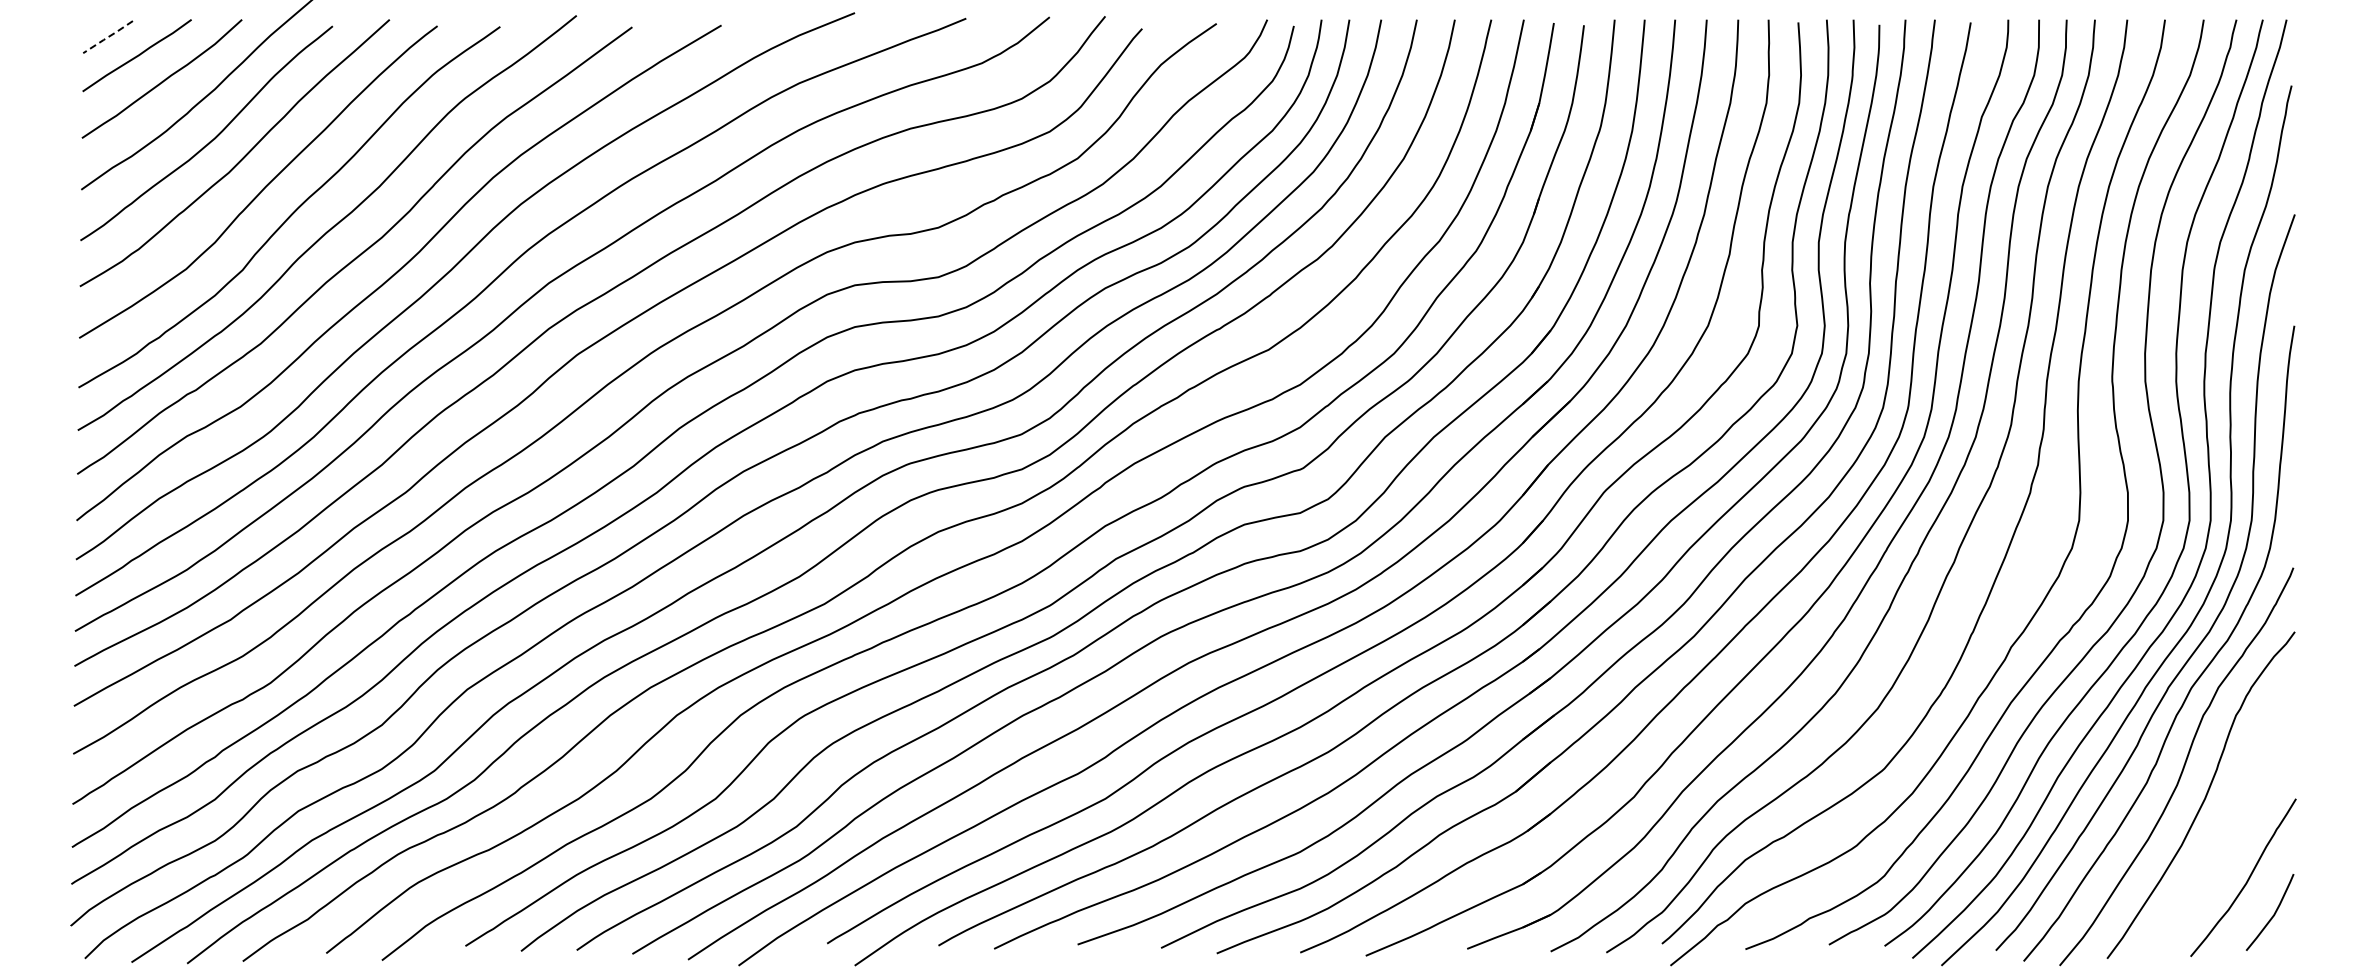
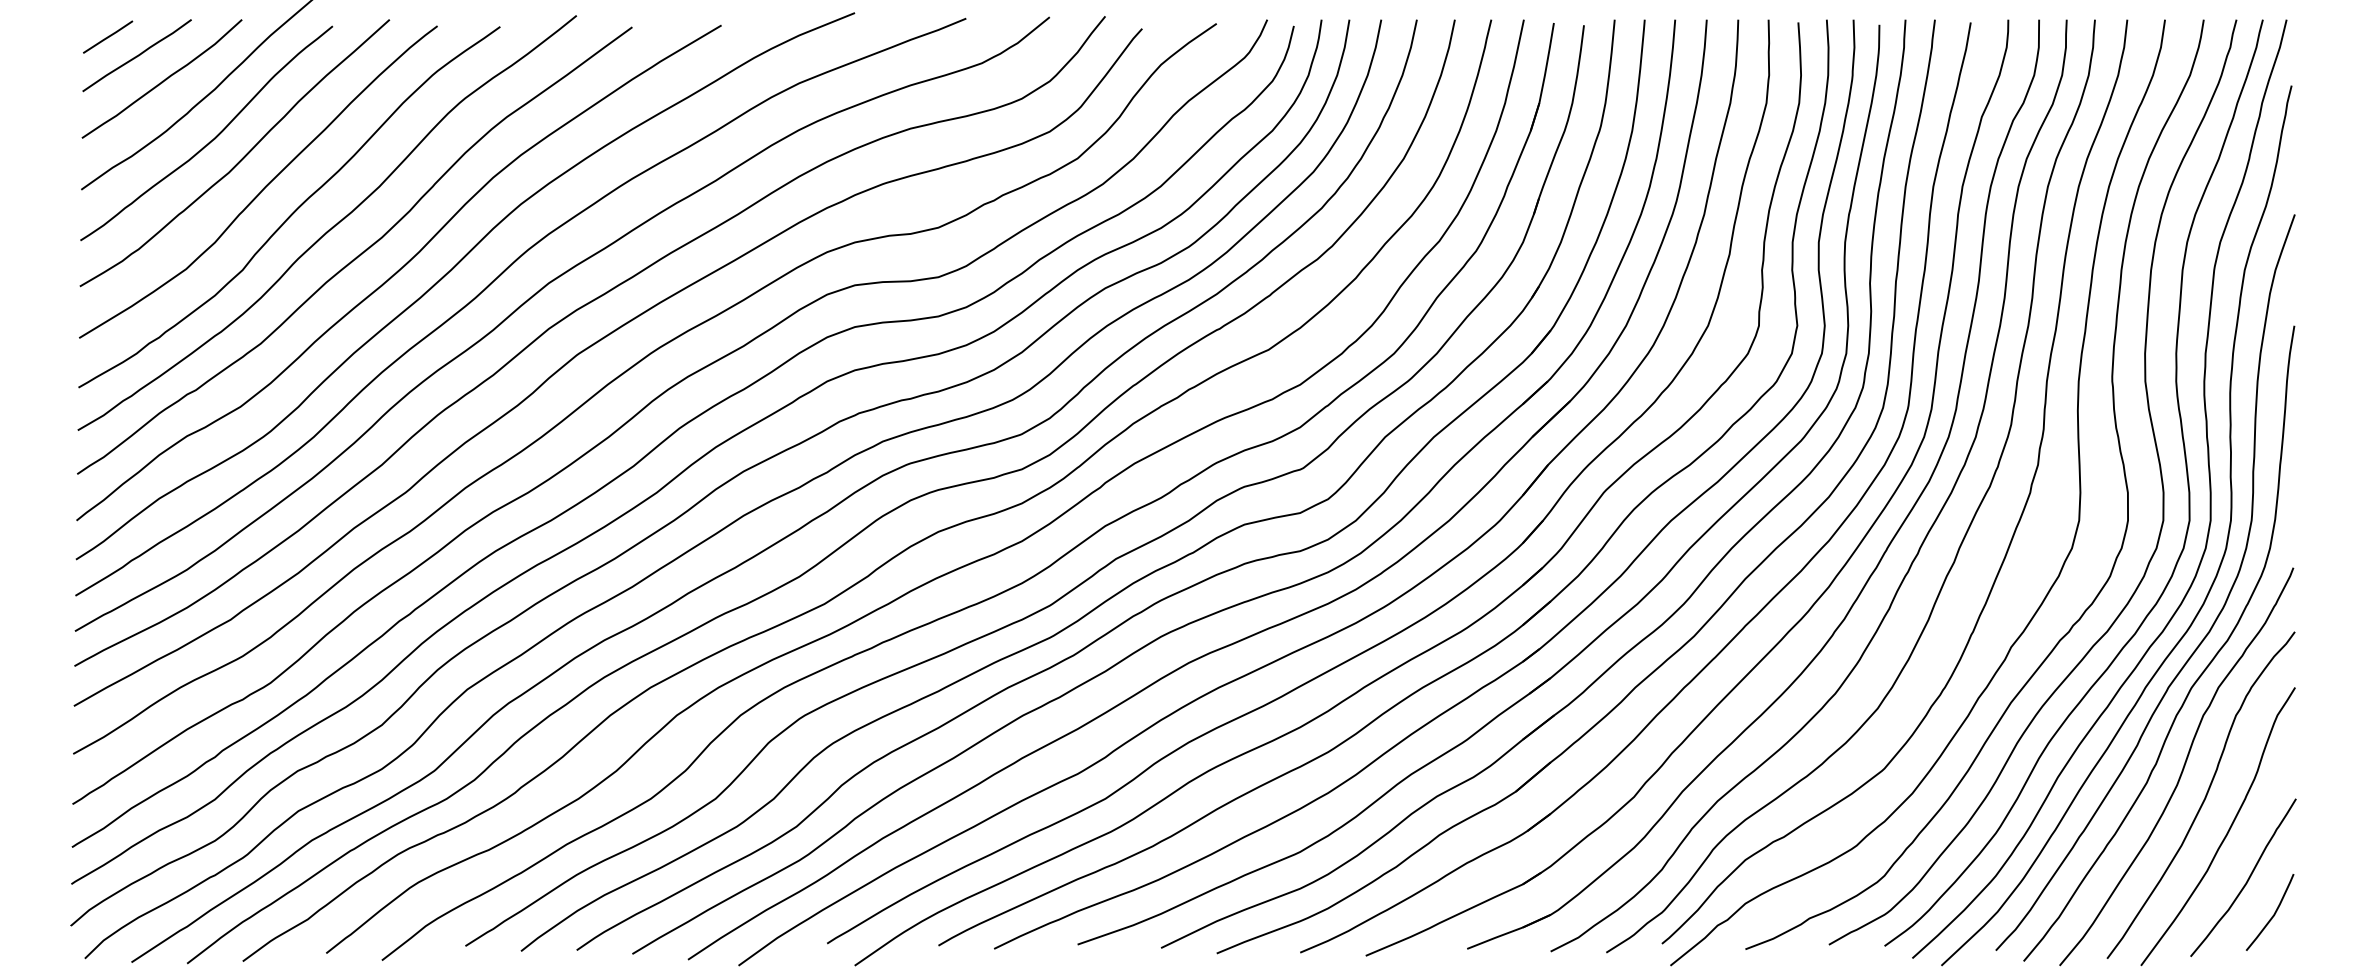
line: dashed -> solid (107, 37)
curve: none -> present (2227, 831)
